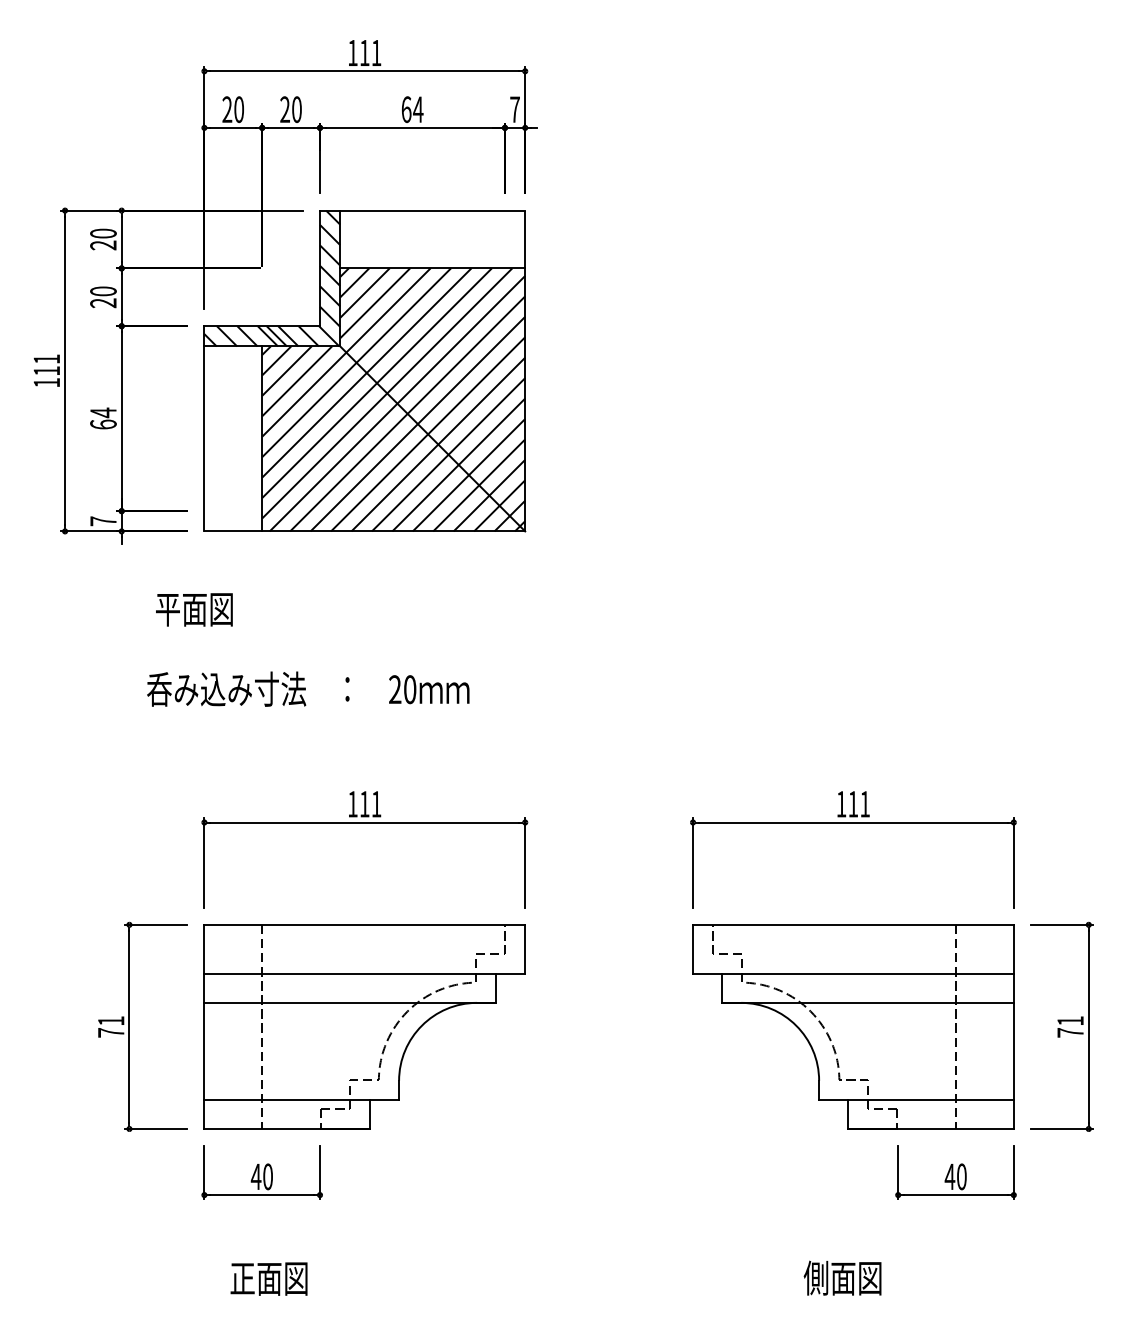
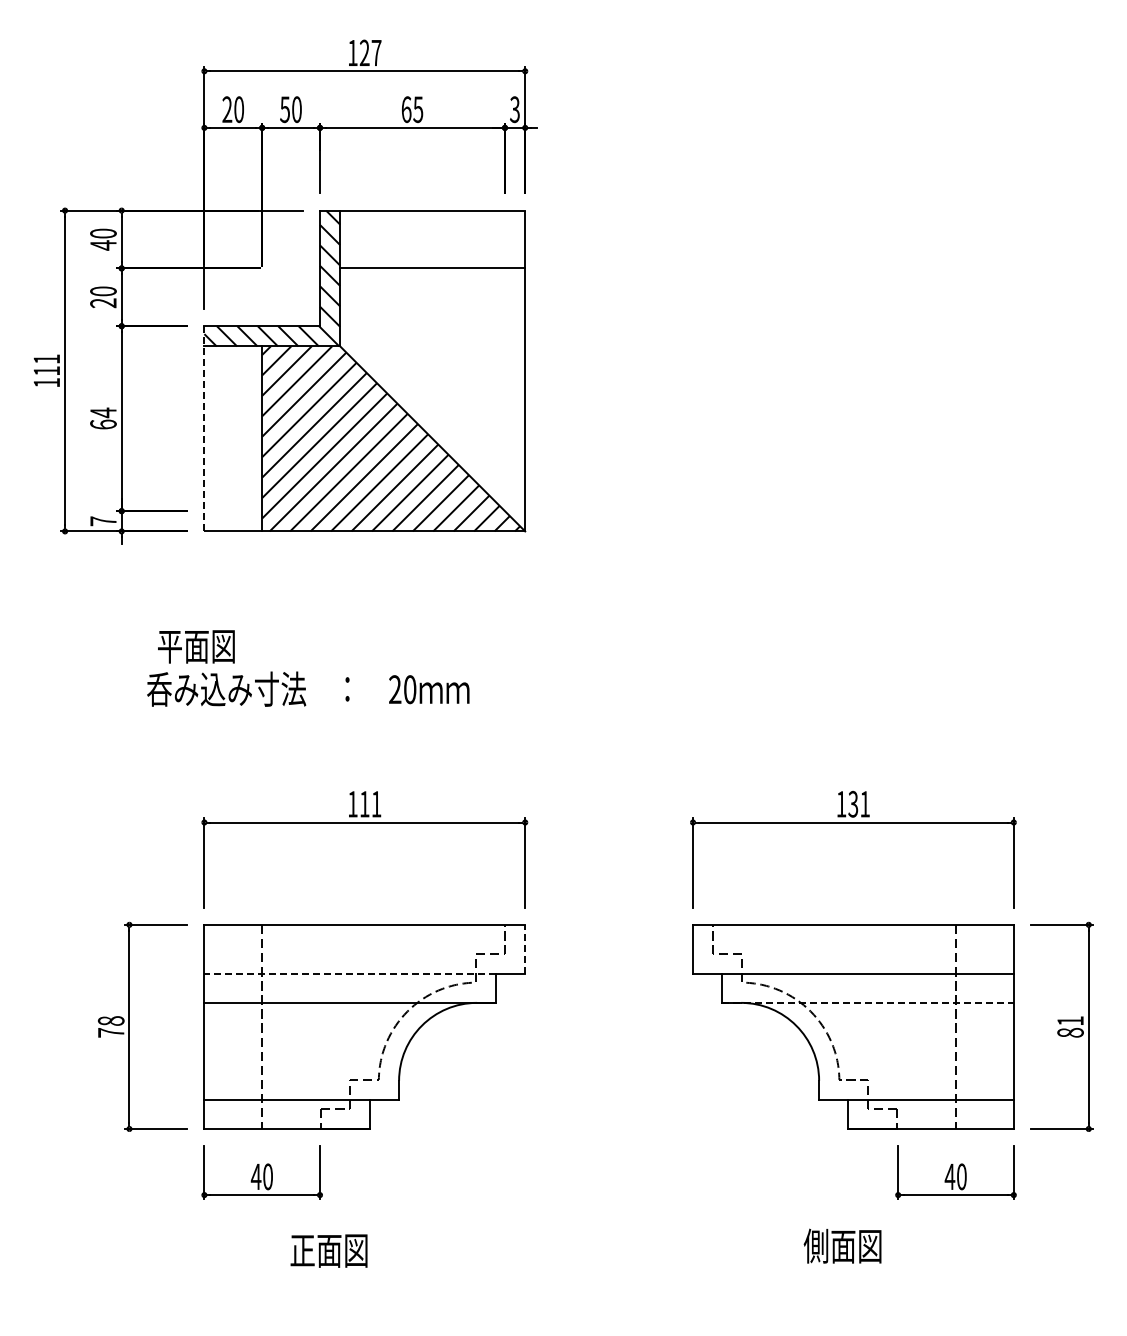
text: 111 -> 127 (370, 52)
text: 20 -> 50 (284, 109)
text: 64 -> 65 (418, 109)
text: 7 -> 3 (514, 109)
text: 20 -> 40 (103, 245)
hatch: present -> none (276, 336)
hatch: present -> none (432, 397)
line: solid -> dashed (204, 428)
text position: (194, 609) -> (196, 646) (196, 646)
text: 111 -> 131 (853, 803)
line: solid -> dashed (525, 949)
line: solid -> dashed (350, 973)
line: solid -> dashed (867, 1002)
text: 71 -> 78 (110, 1020)
text: 71 -> 81 (1070, 1032)
text position: (842, 1277) -> (842, 1245) (842, 1245)
text position: (268, 1278) -> (328, 1250) (328, 1250)
